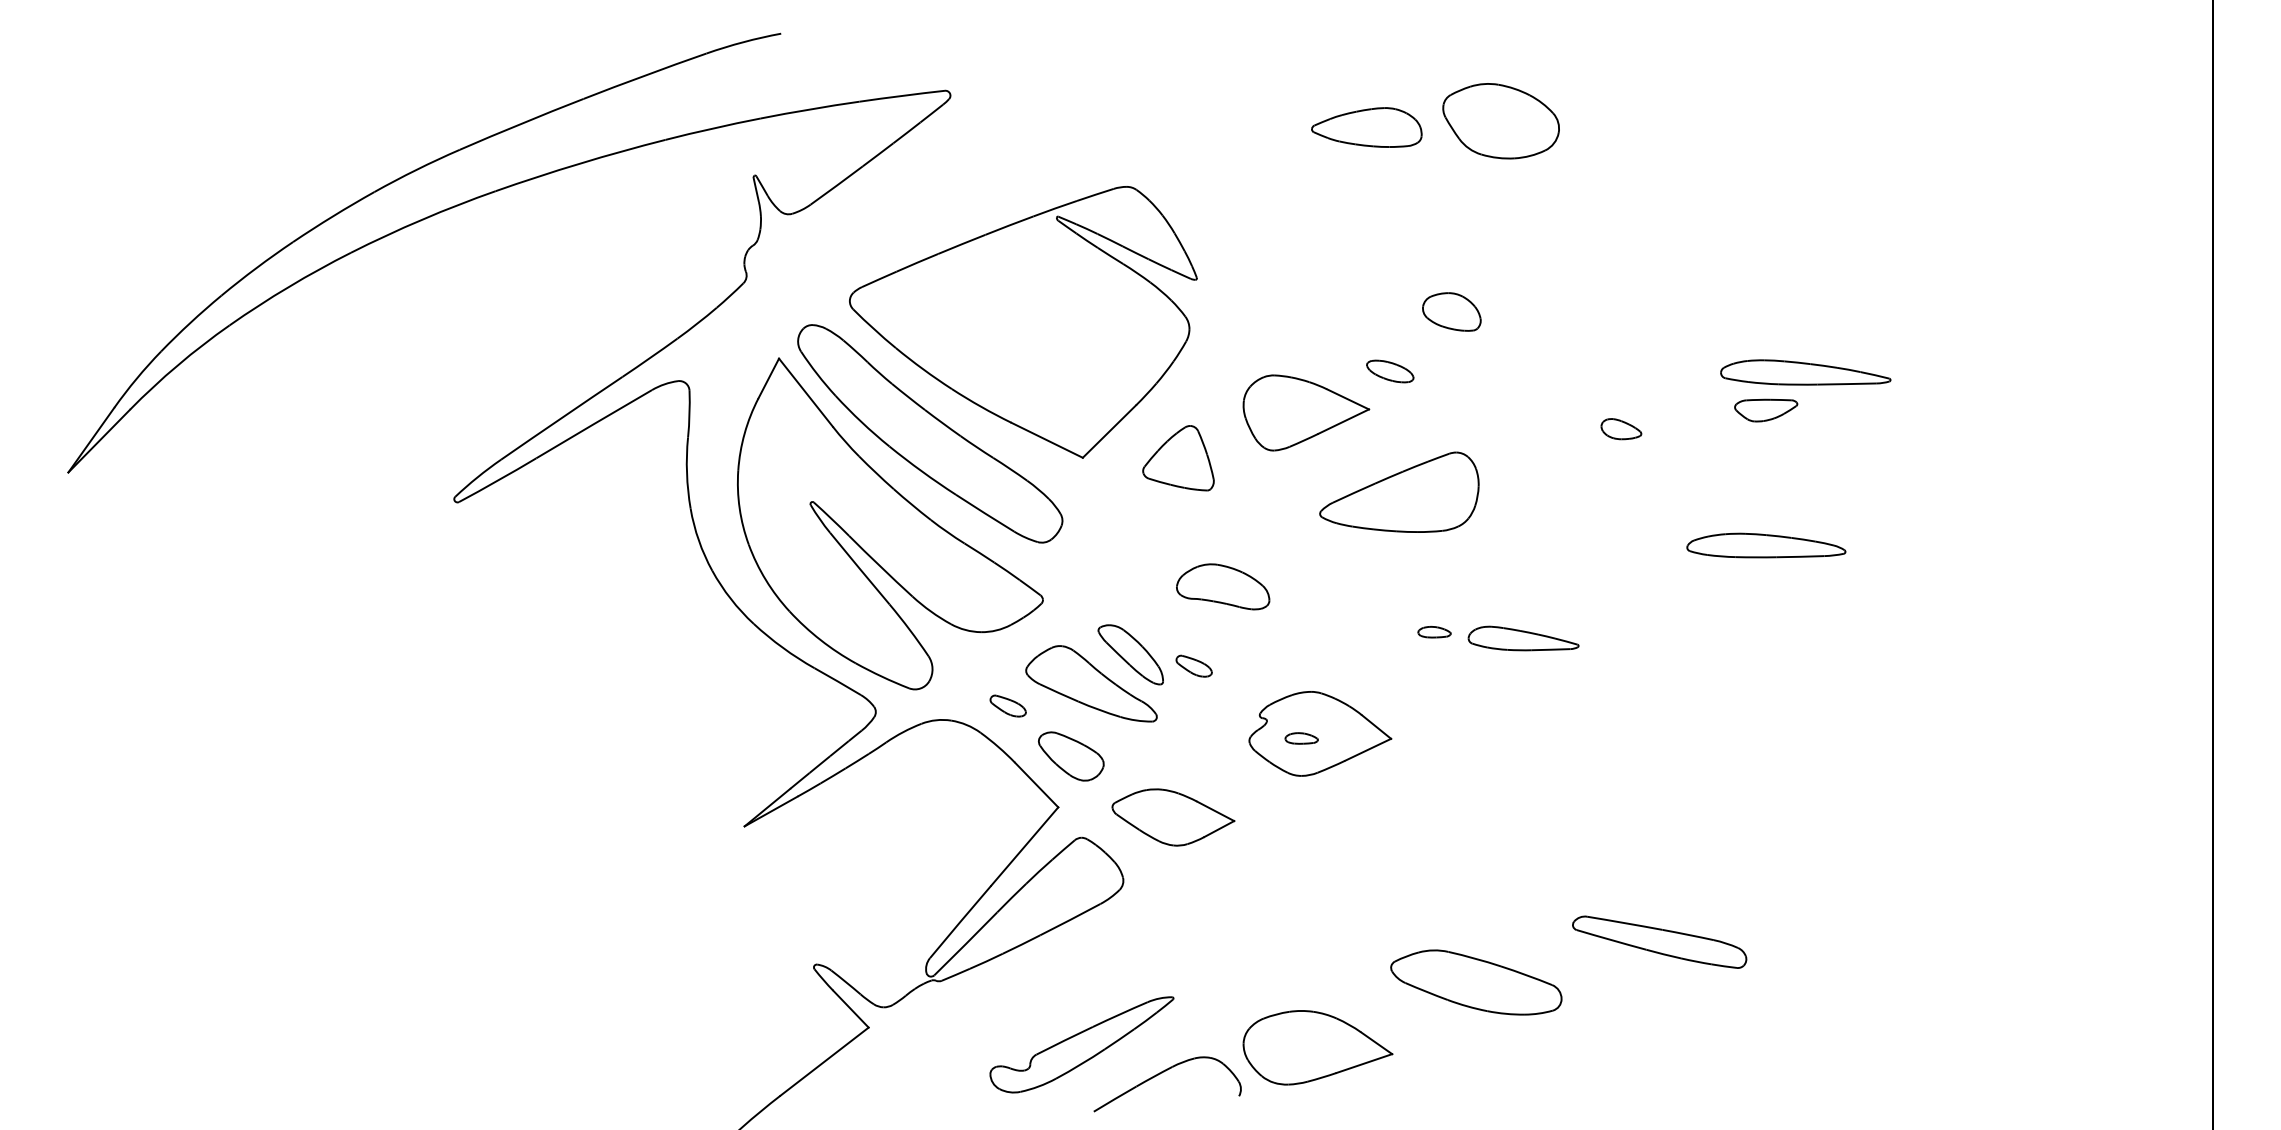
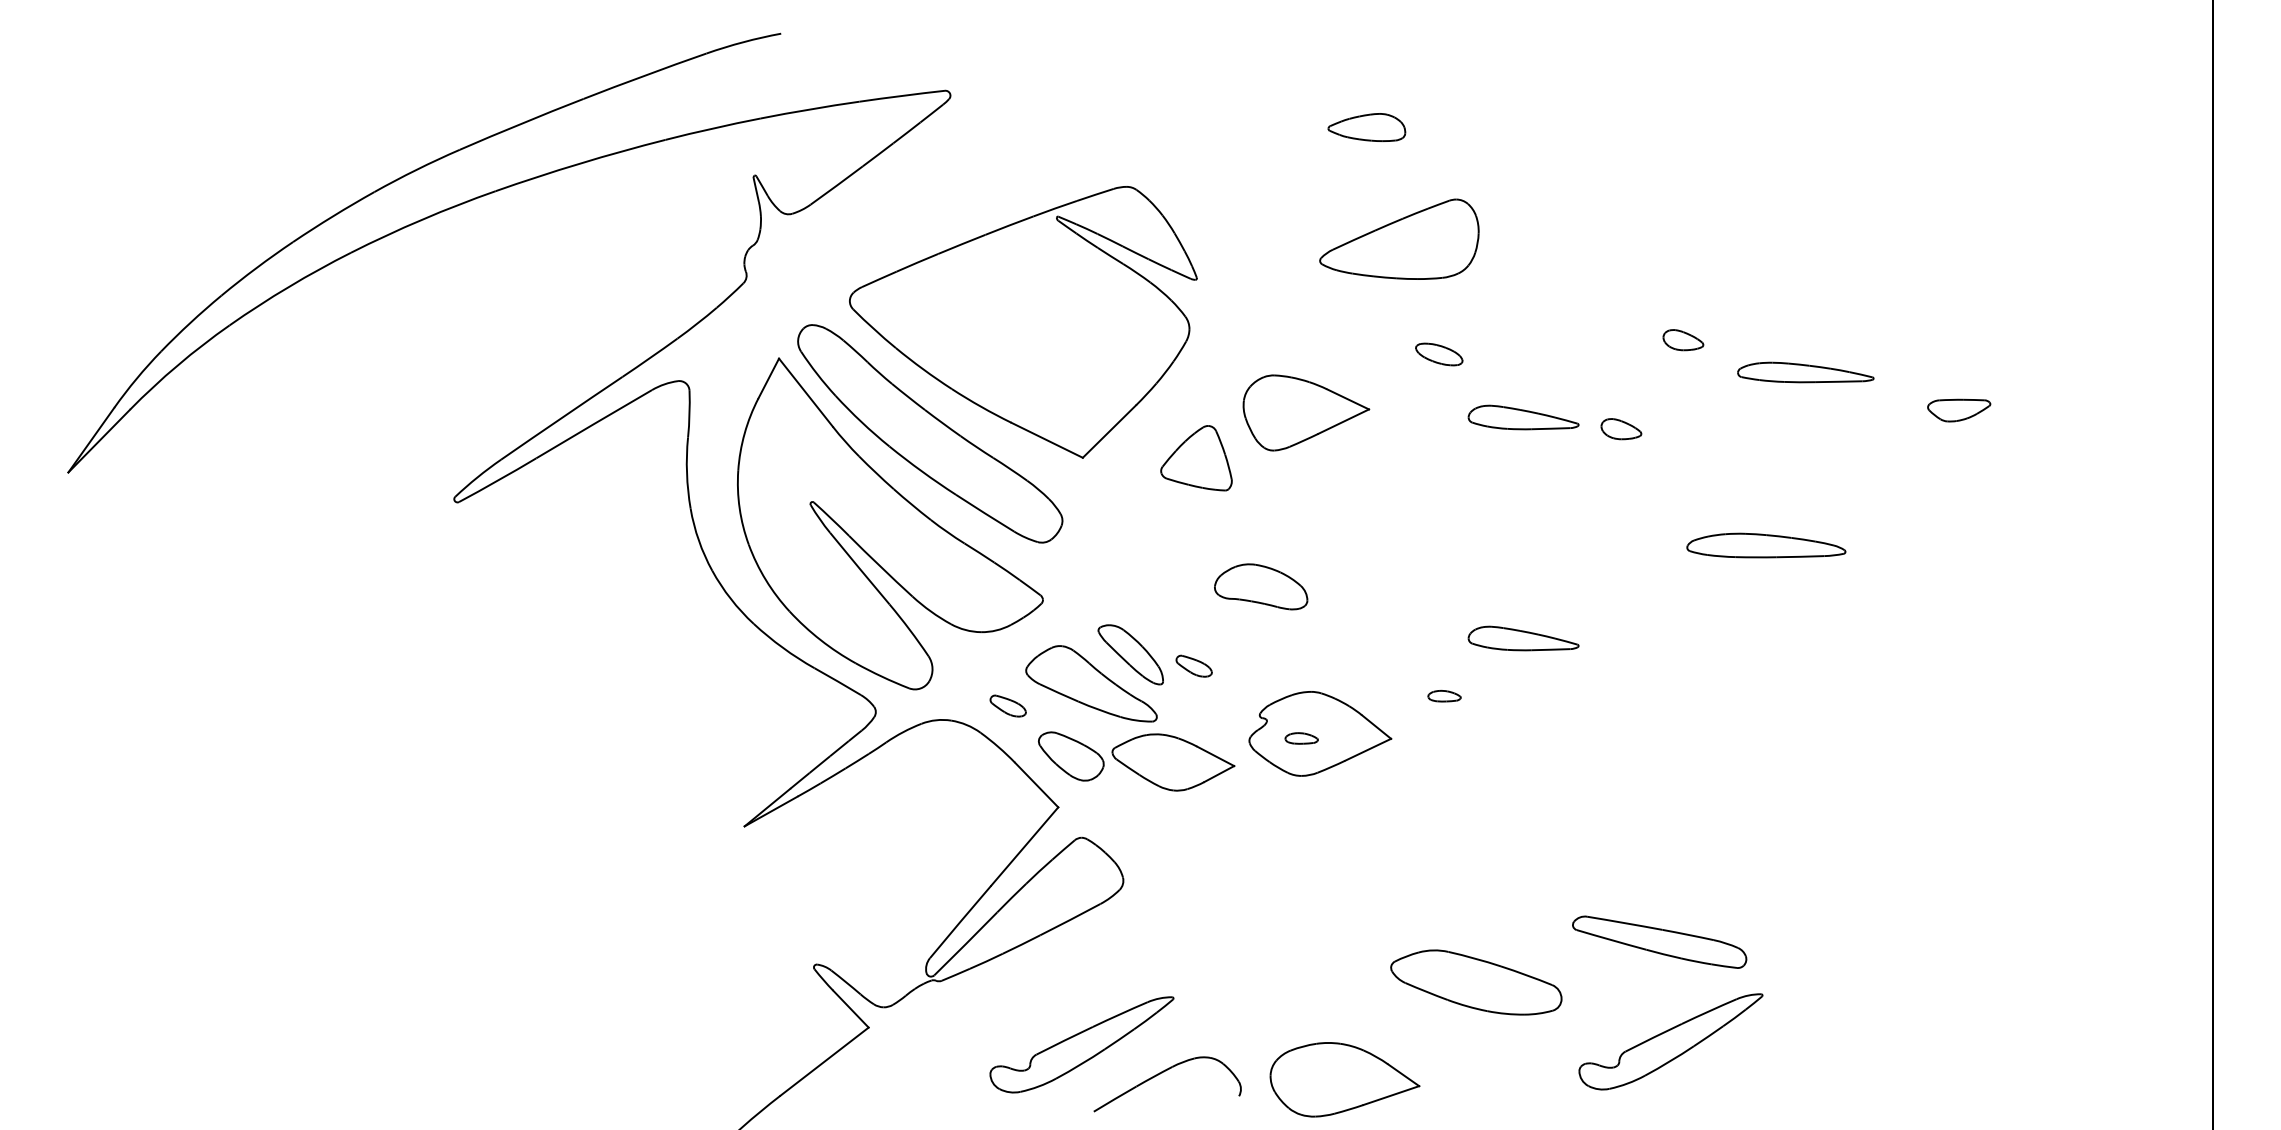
part: present -> none (1500, 121)
part size: 112x41 px -> 80x29 px (1366, 127)
part: present -> none (1451, 311)
part: none -> present (1683, 340)
part position: (1390, 371) -> (1439, 354) (1439, 354)
part size: 172x27 px -> 138x23 px (1805, 372)
part position: (1766, 410) -> (1959, 410) (1959, 410)
part: none -> present (1523, 417)
part position: (1178, 458) -> (1196, 458) (1196, 458)
part position: (1399, 491) -> (1399, 238) (1399, 238)
part position: (1223, 586) -> (1261, 586) (1261, 586)
part position: (1434, 632) -> (1444, 696) (1444, 696)
part position: (1173, 817) -> (1173, 762) (1173, 762)
part: none -> present (1670, 1041)
part position: (1317, 1047) -> (1344, 1079) (1344, 1079)
